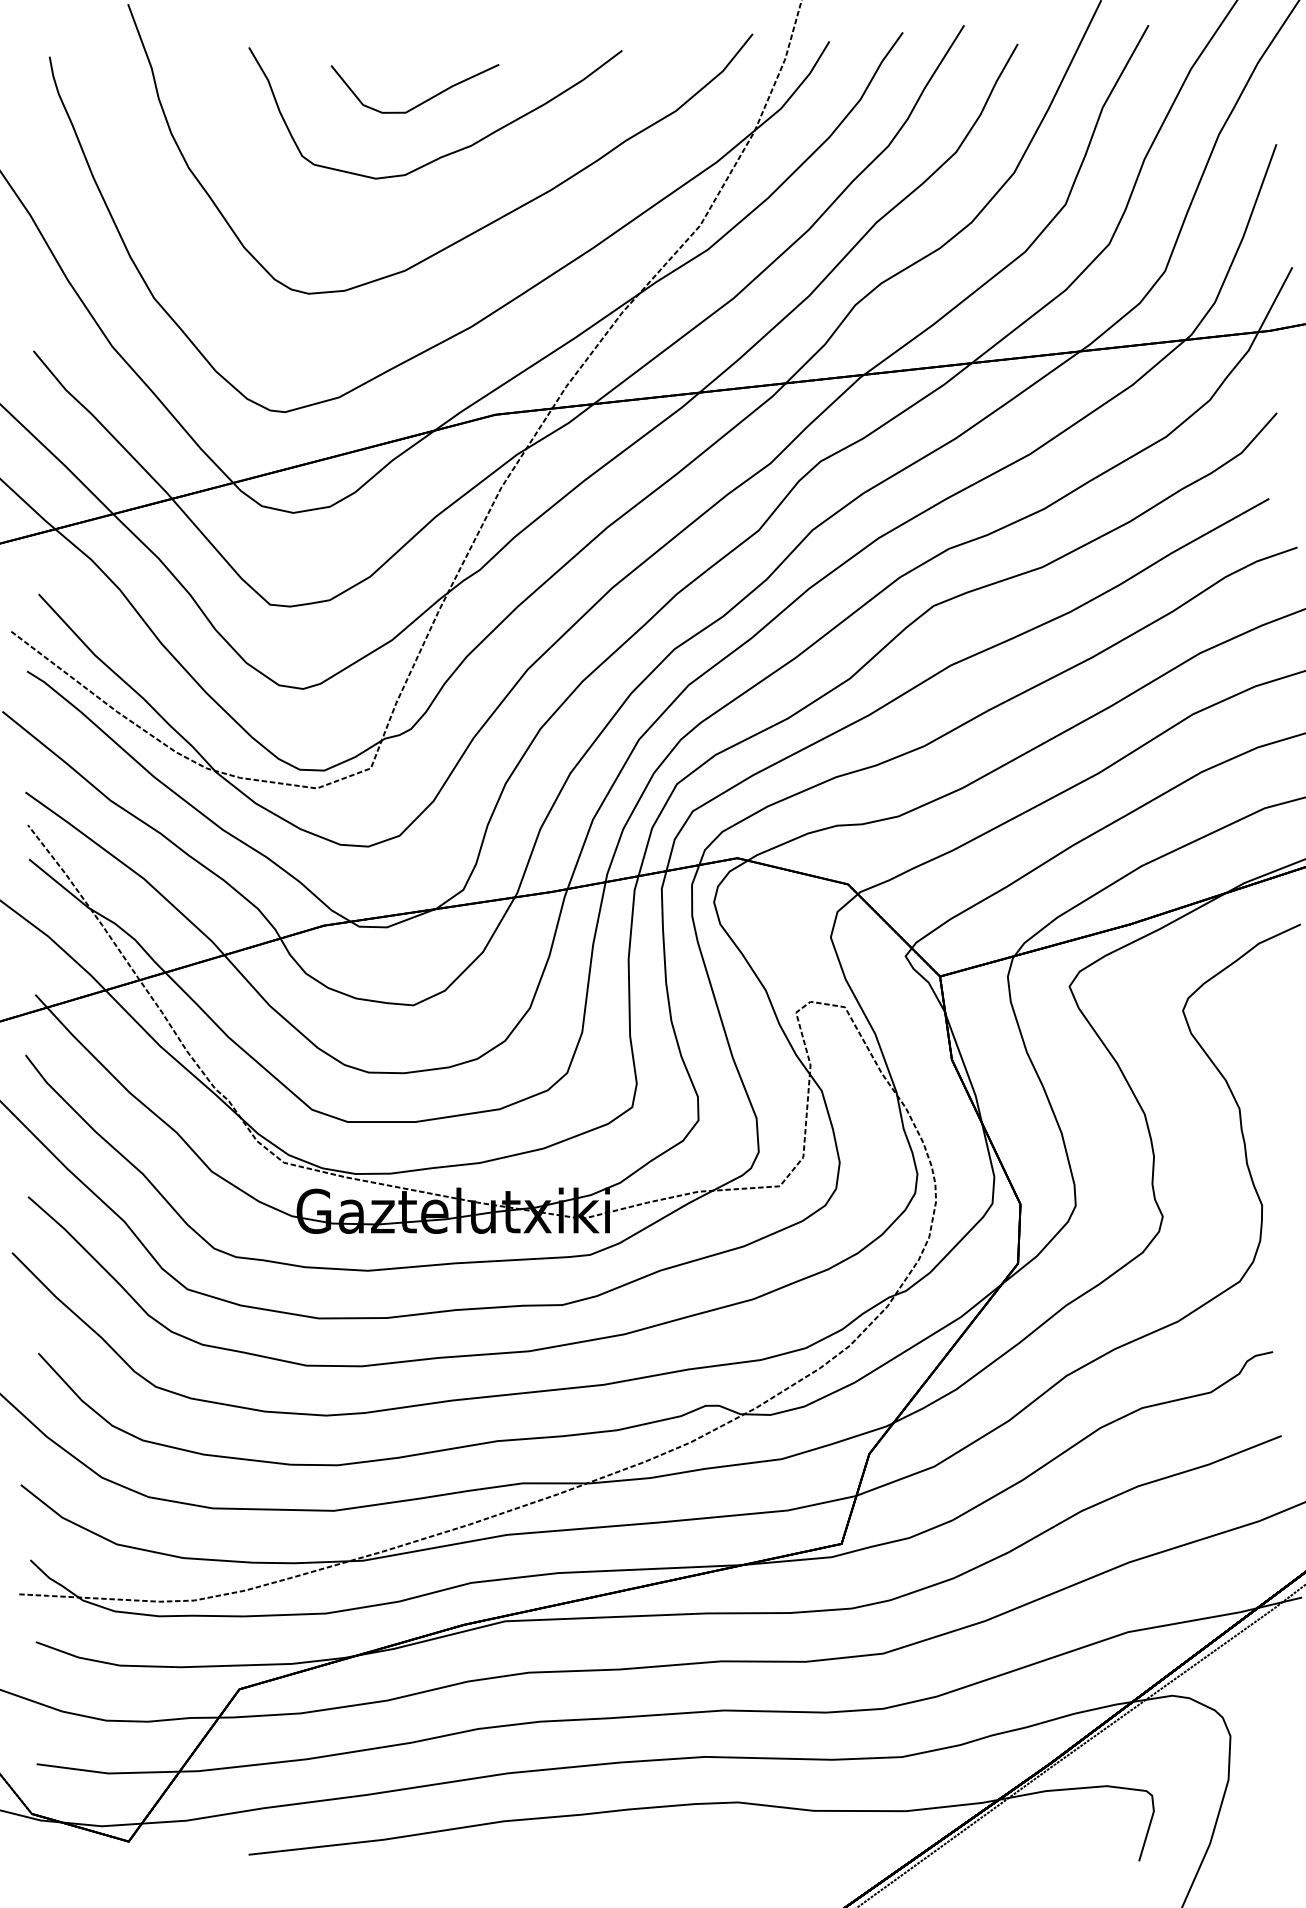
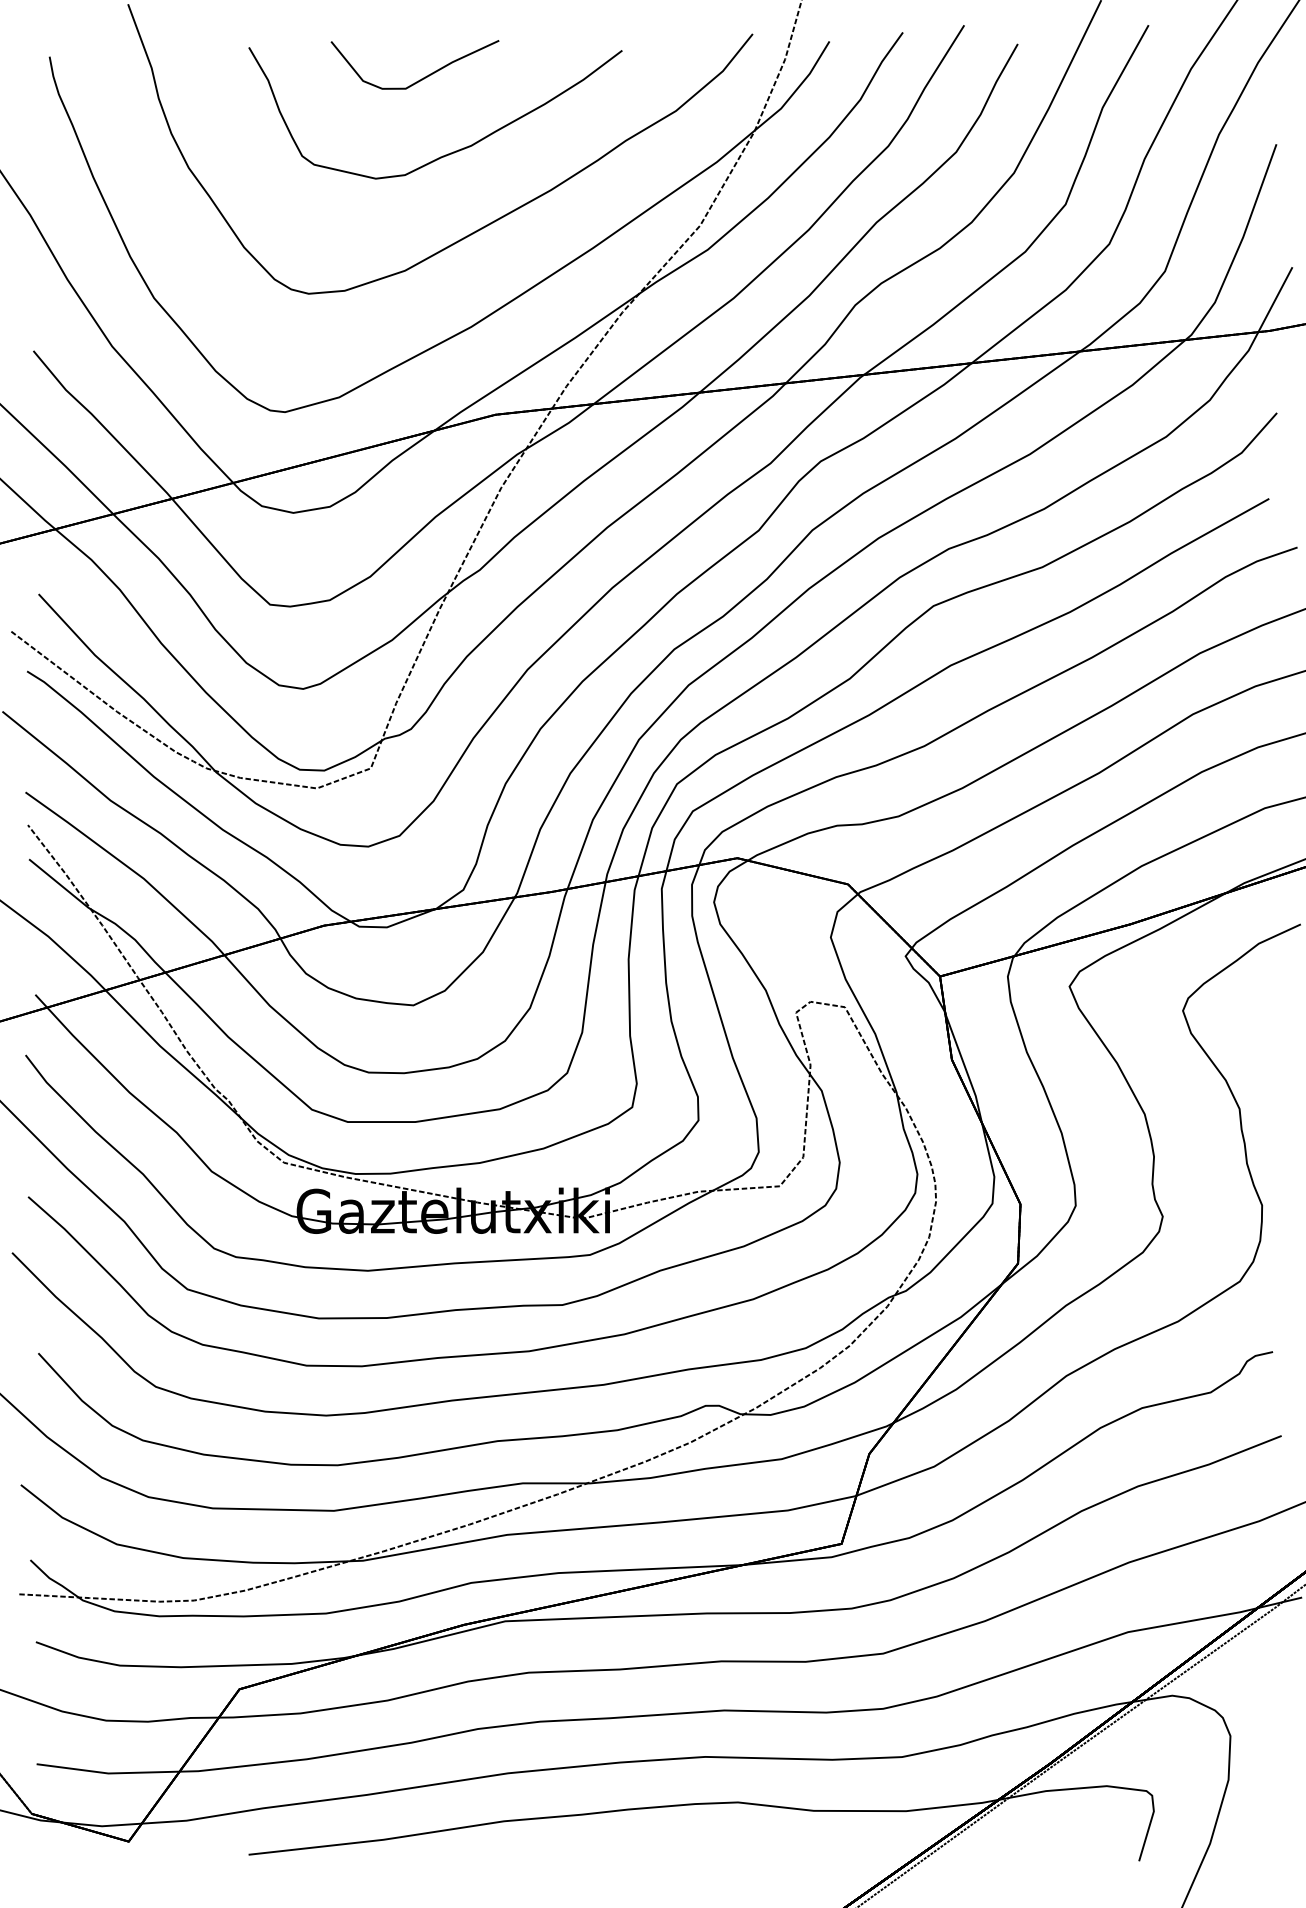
part position: (421, 102) -> (421, 78) (421, 78)
